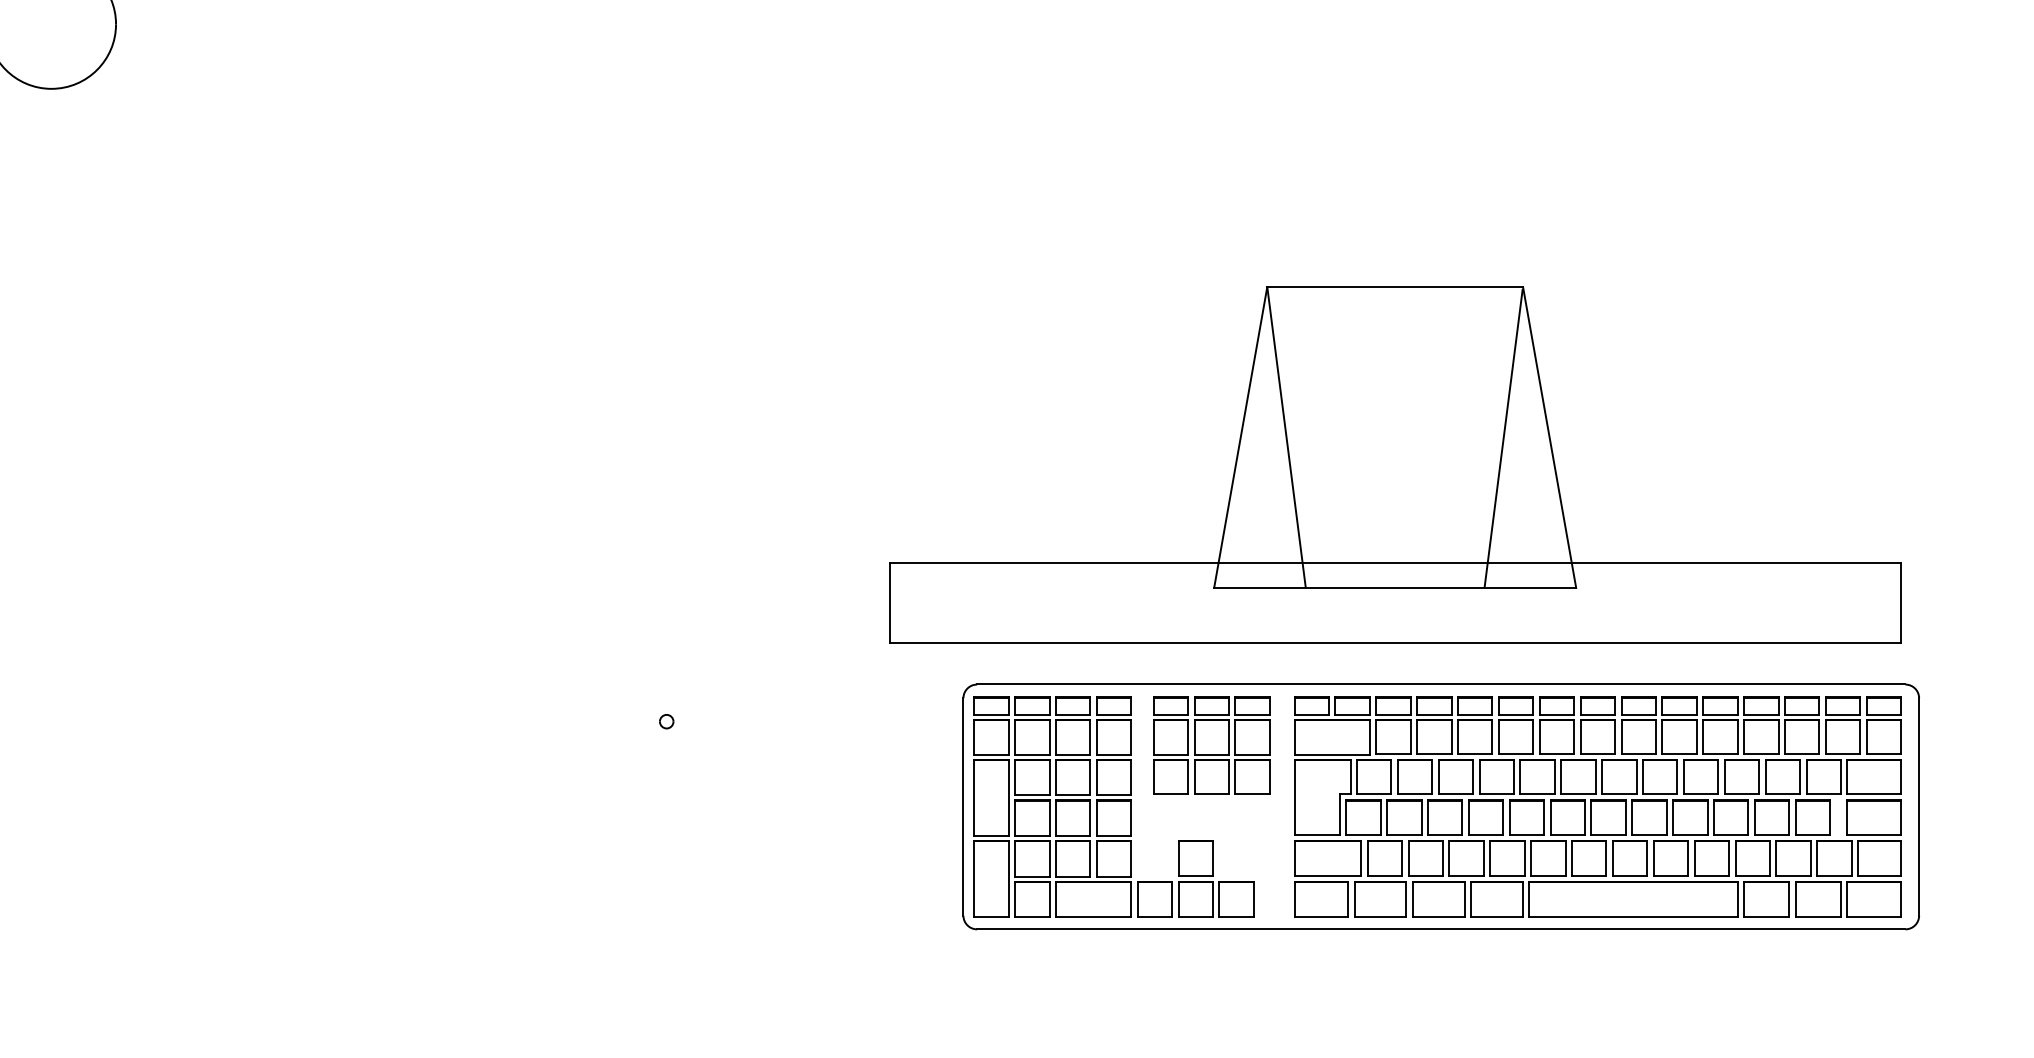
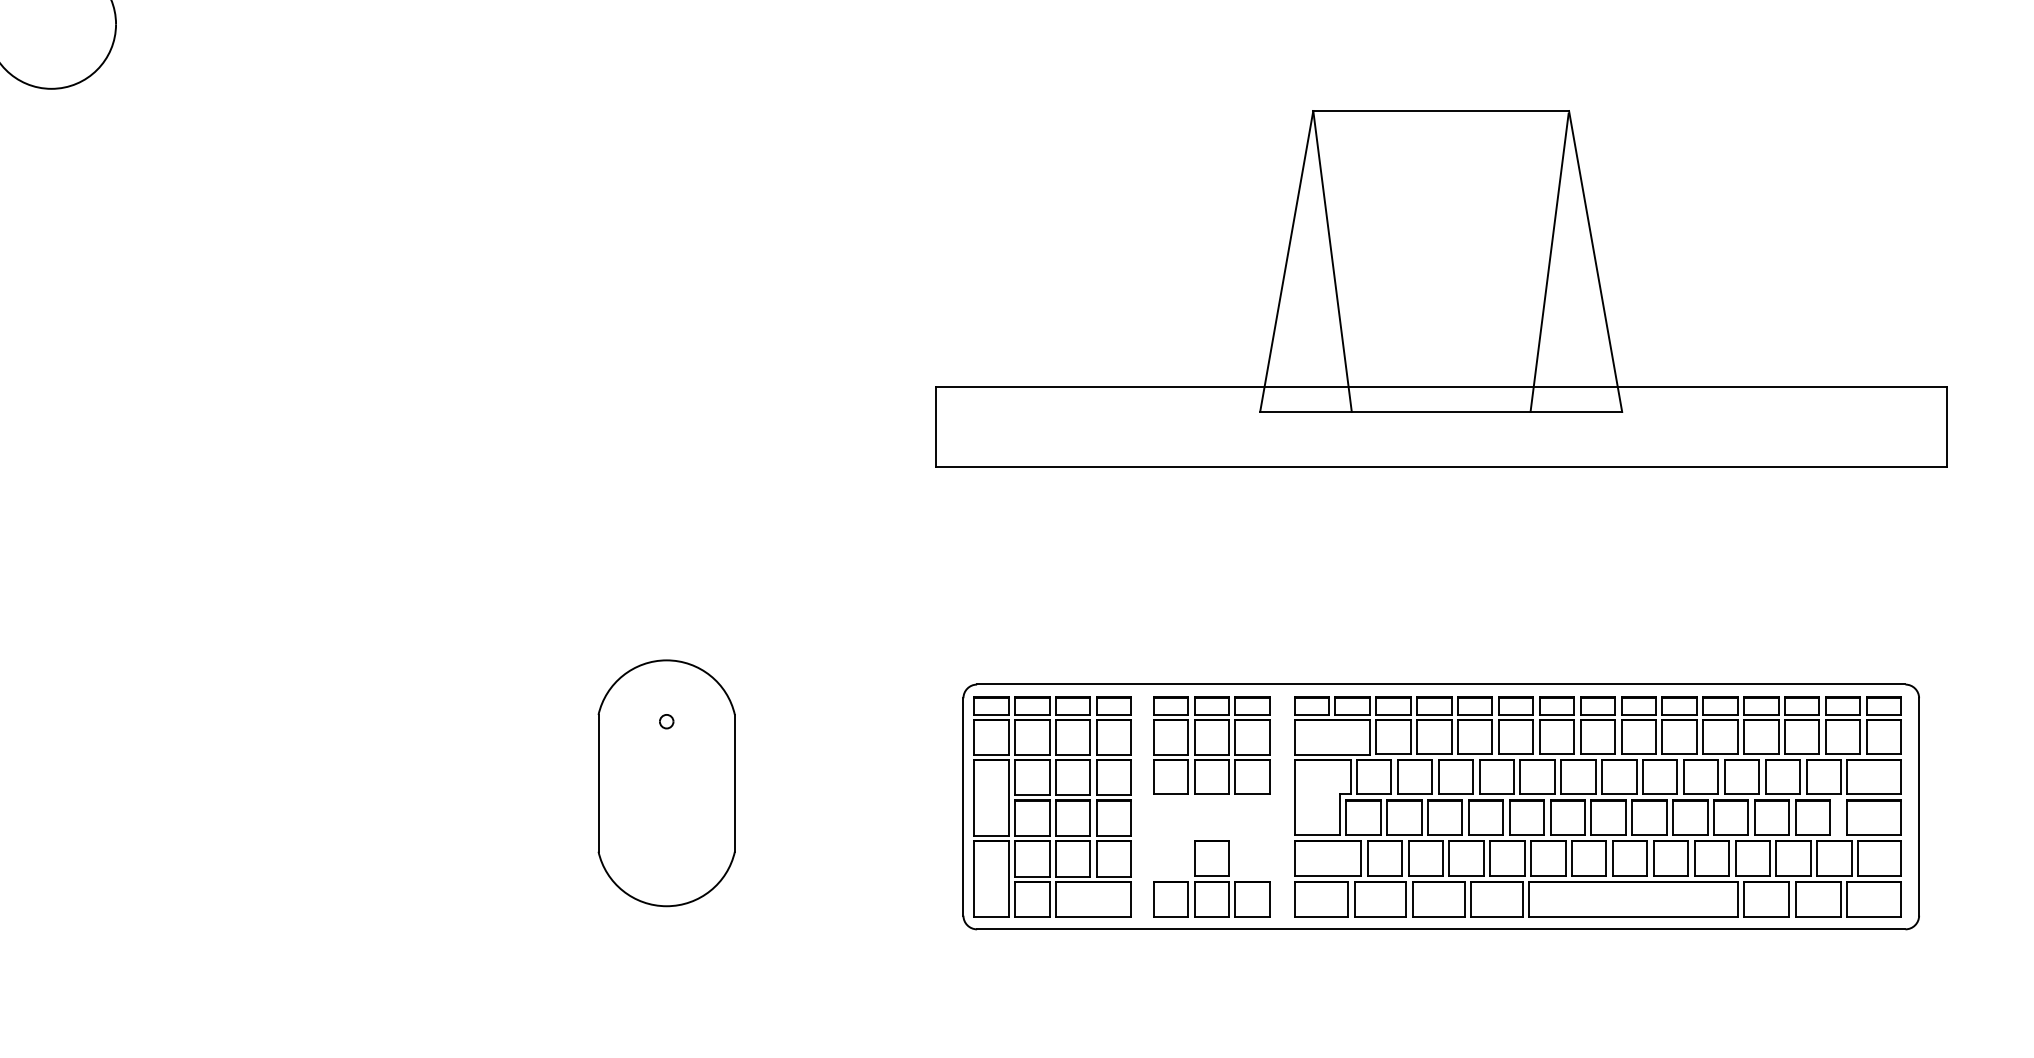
part position: (1395, 464) -> (1441, 288) (1441, 288)
part: none -> present (666, 783)
part position: (1195, 878) -> (1211, 878) (1211, 878)
